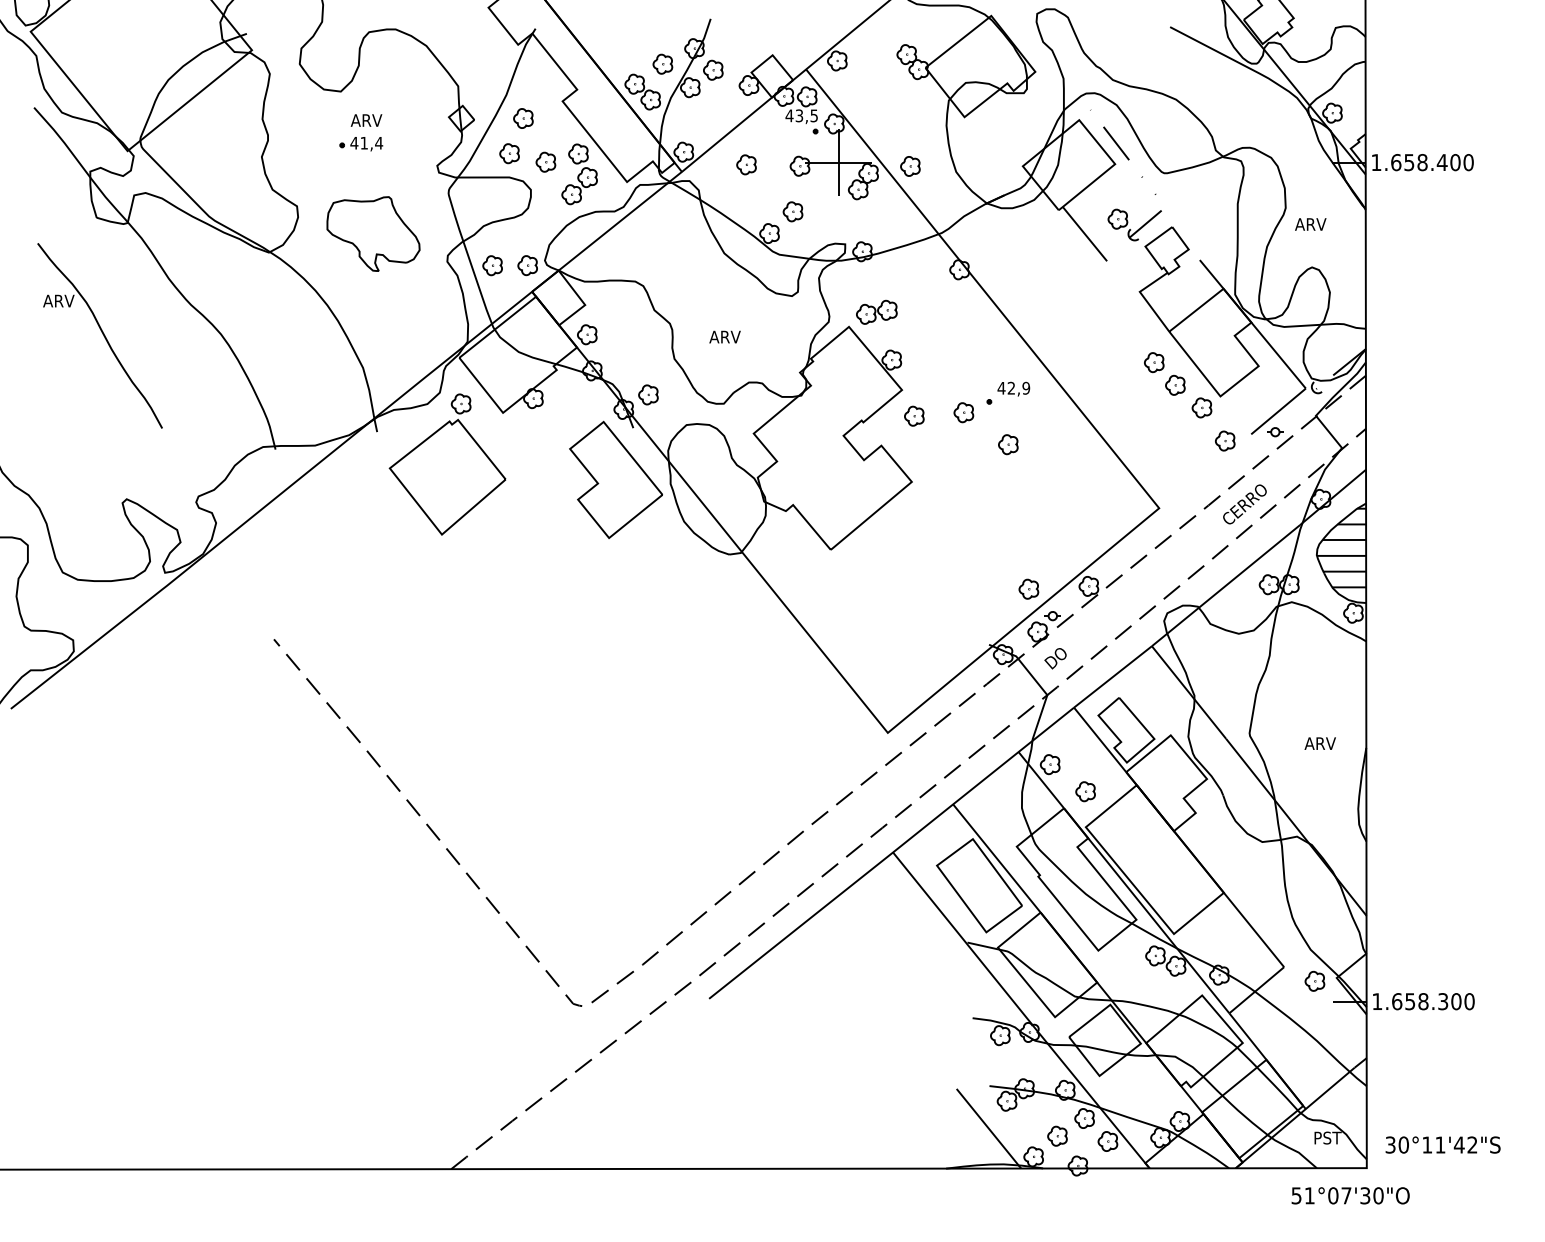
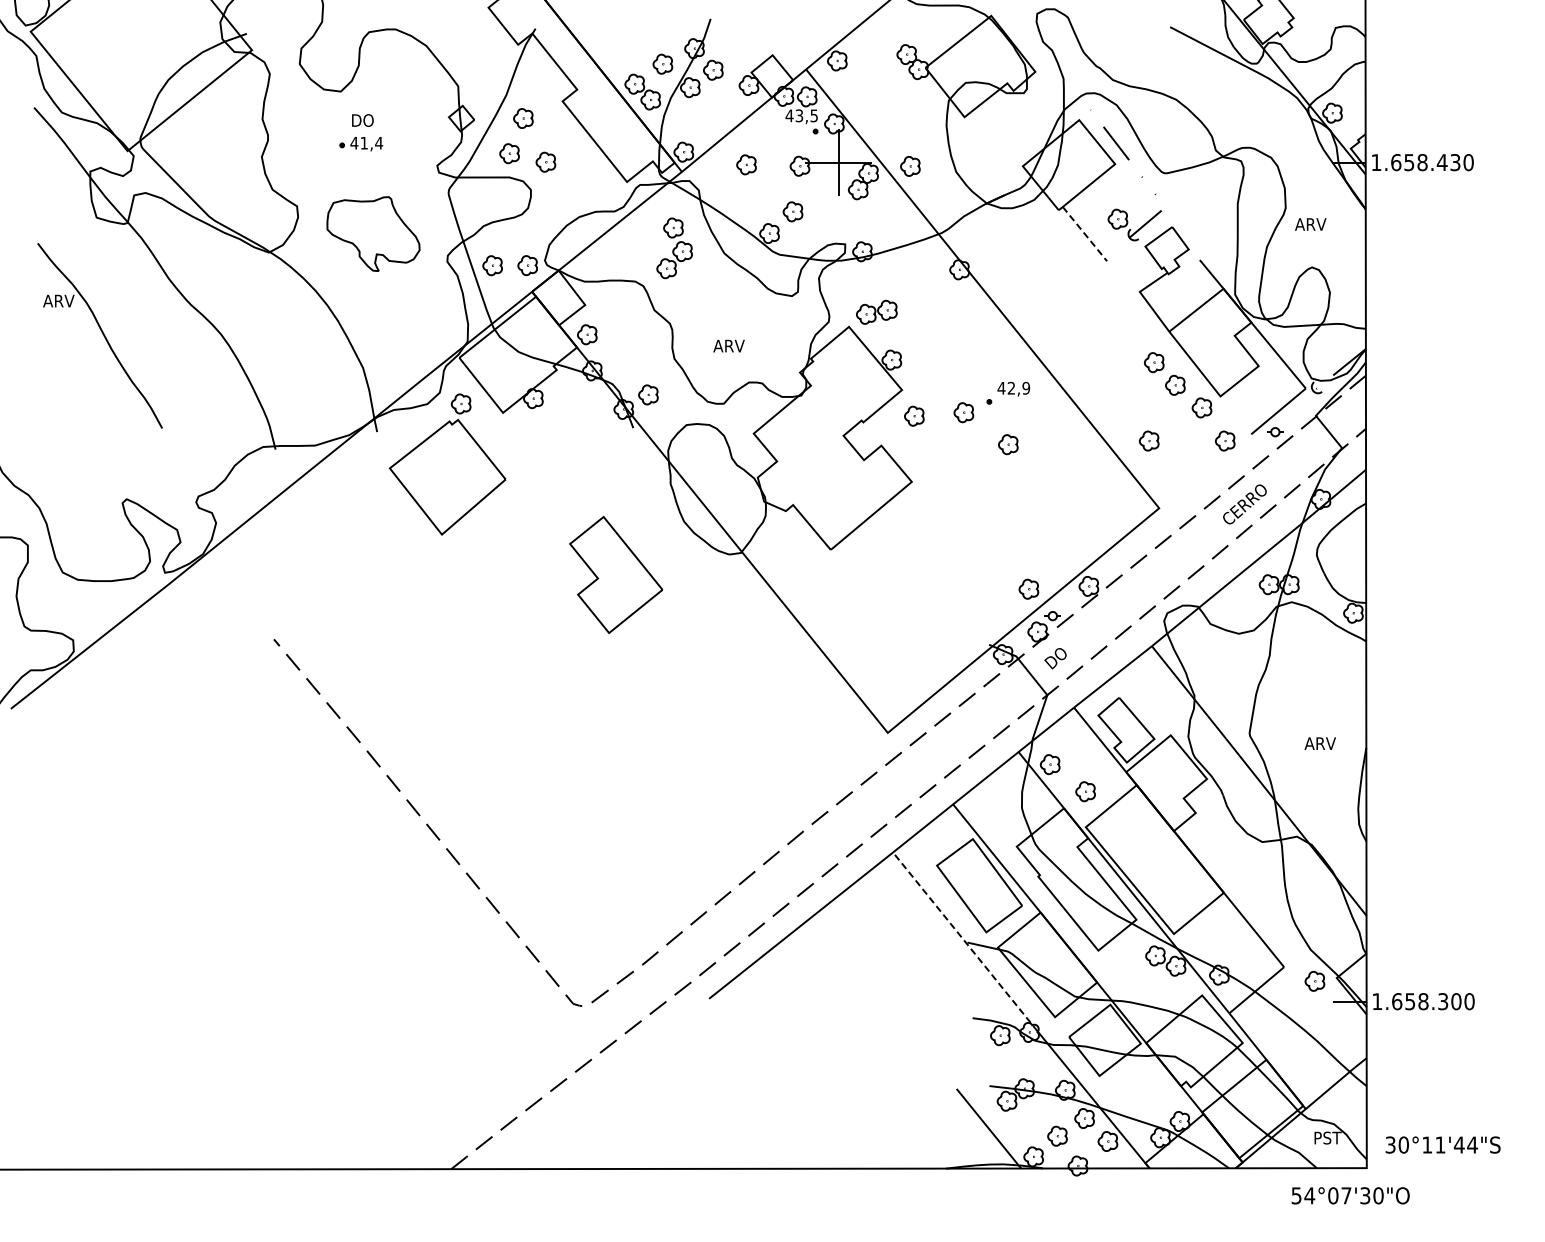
text: ARV -> DO (366, 120)
text: 1.658.400 -> 1.658.430 (1455, 162)
part position: (579, 174) -> (674, 248) (674, 248)
line: solid -> dashed (1085, 234)
text position: (724, 336) -> (728, 345) (728, 345)
part: none -> present (1149, 440)
part position: (615, 479) -> (615, 574) (615, 574)
hatch: present -> none (1341, 547)
line: solid -> dashed (964, 941)
text: 30°11'42"S -> 30°11'44"S (1472, 1144)
text: 51°07'30"O -> 54°07'30"O (1309, 1195)
